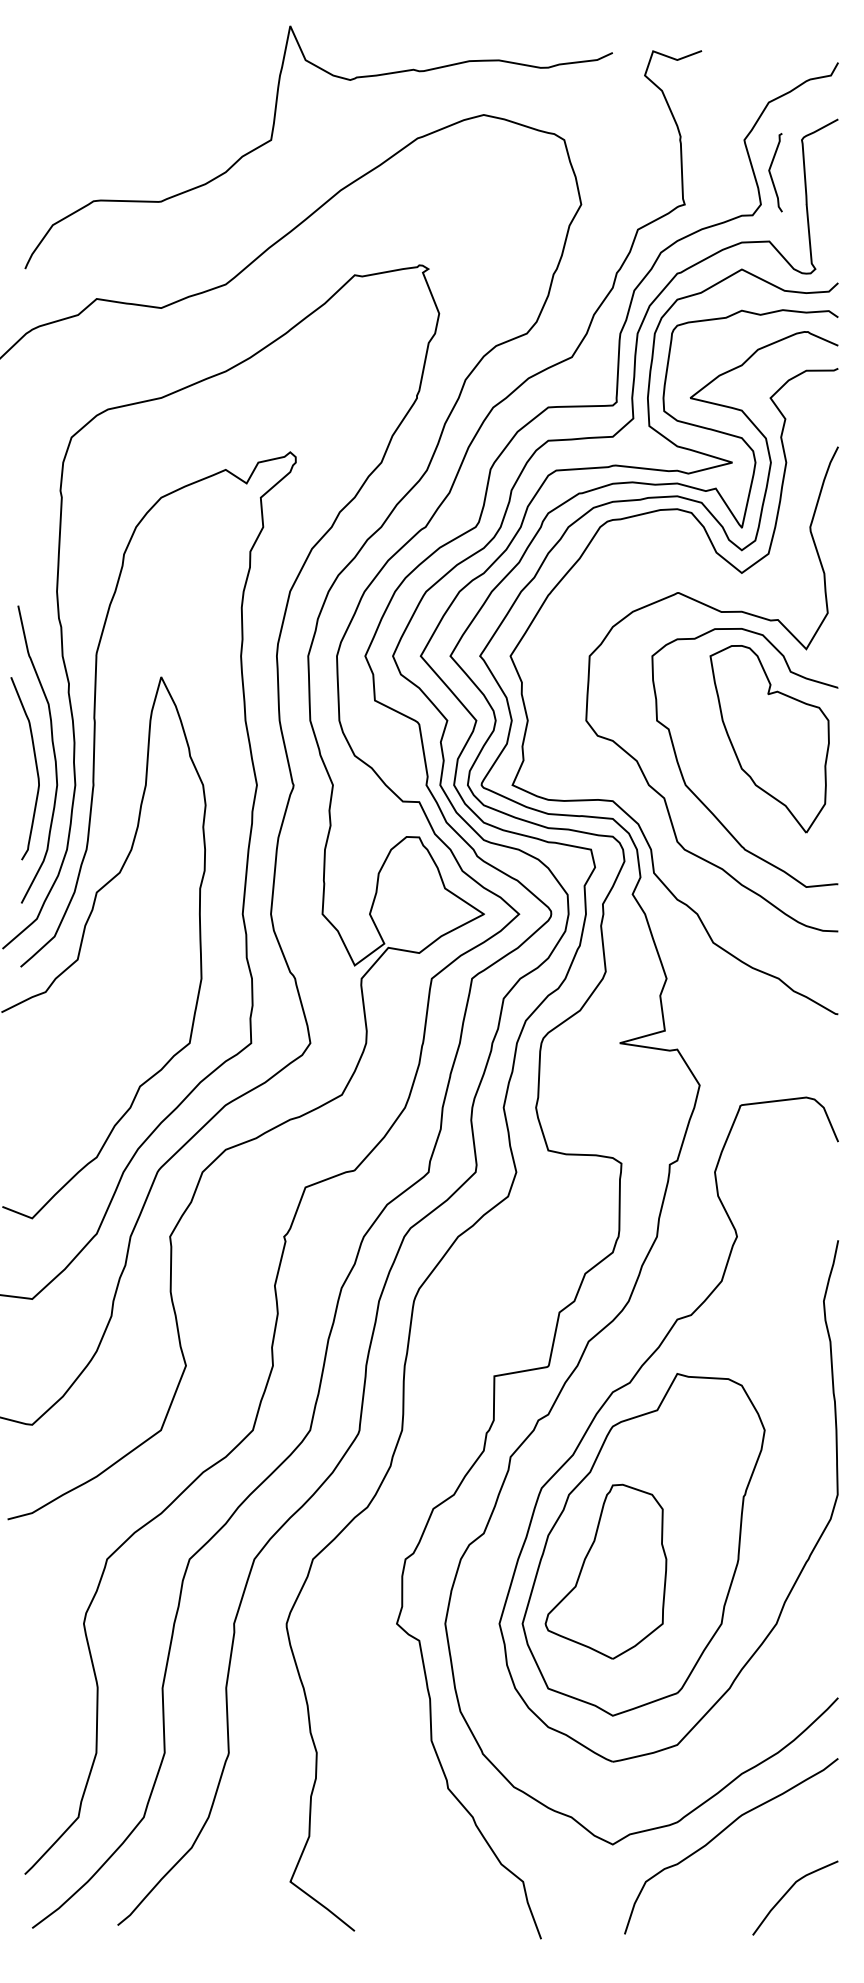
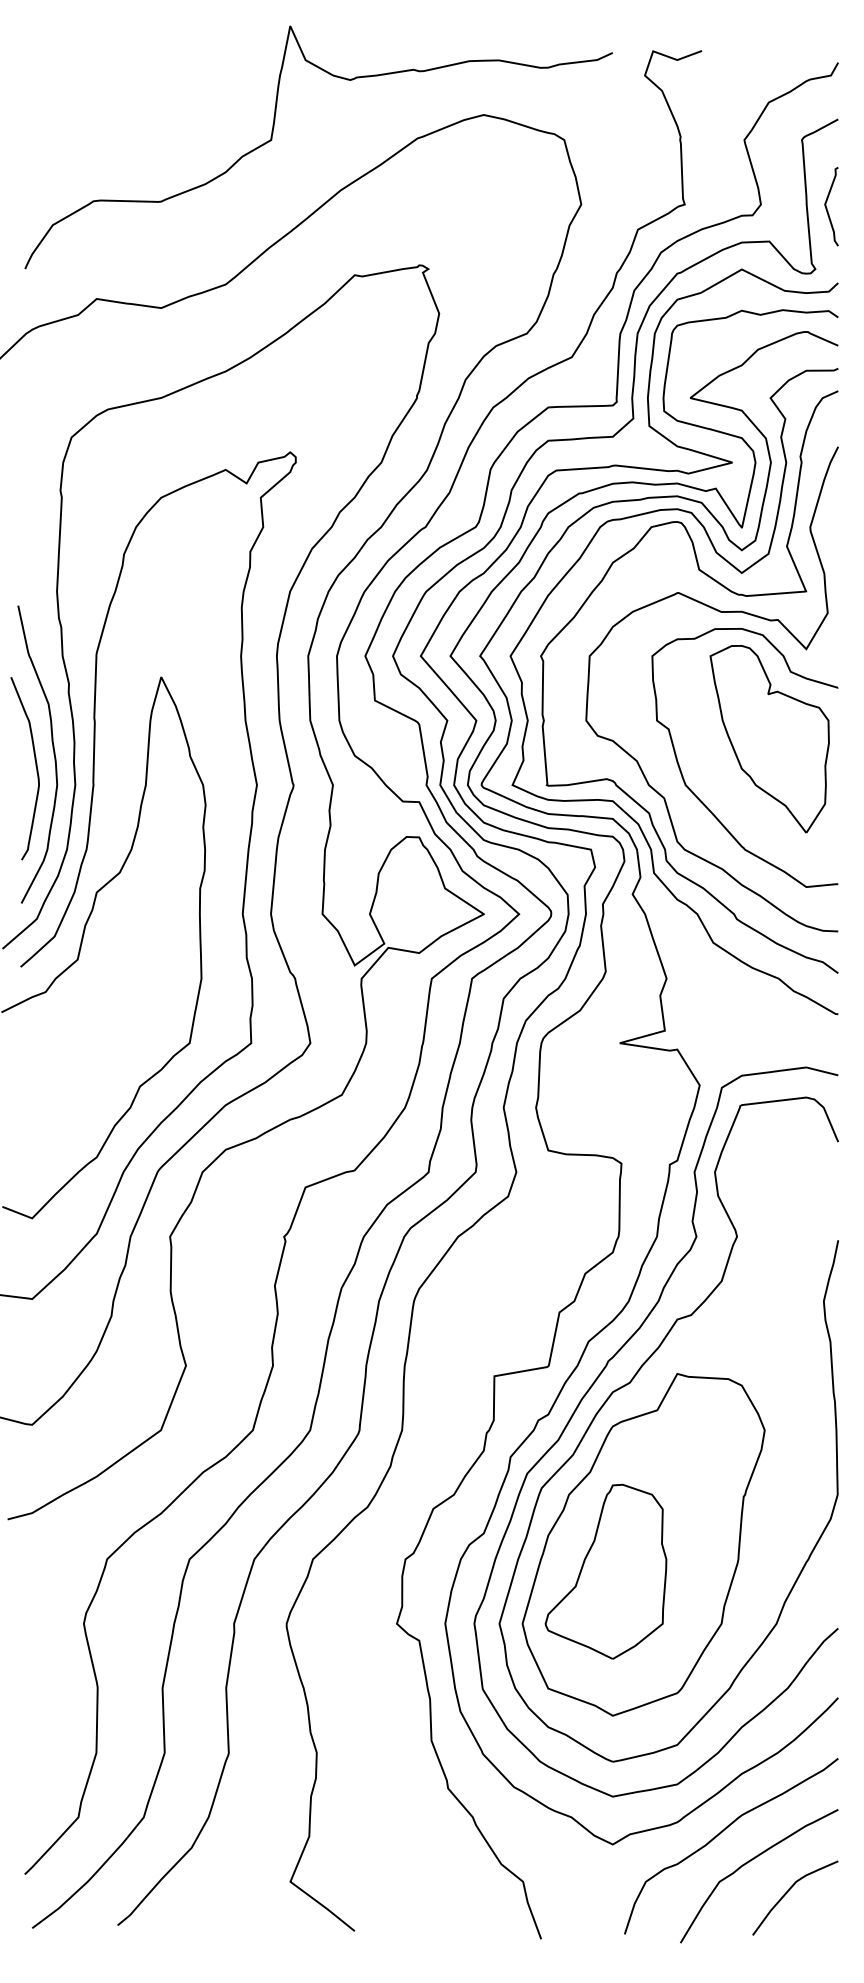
curve position: (771, 174) -> (827, 208) (827, 208)
curve: none -> present (730, 592)
curve: none -> present (591, 1388)
curve: none -> present (751, 1861)
